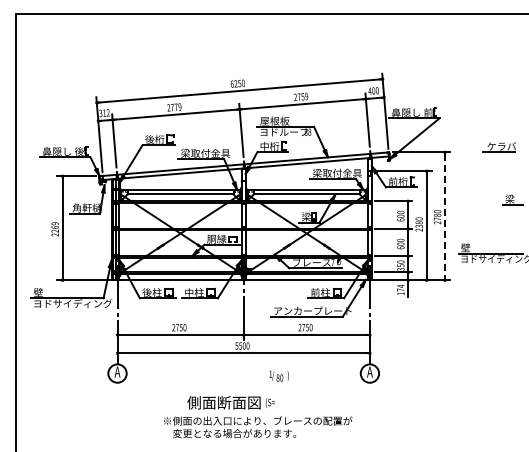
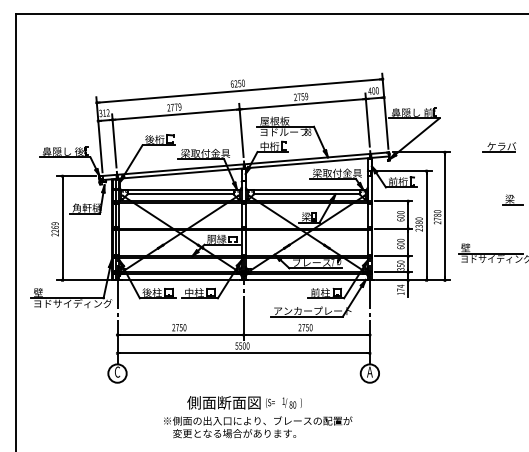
line: dashed -> solid (444, 216)
text: A -> C (117, 371)
text position: (278, 375) -> (291, 402) (291, 402)
